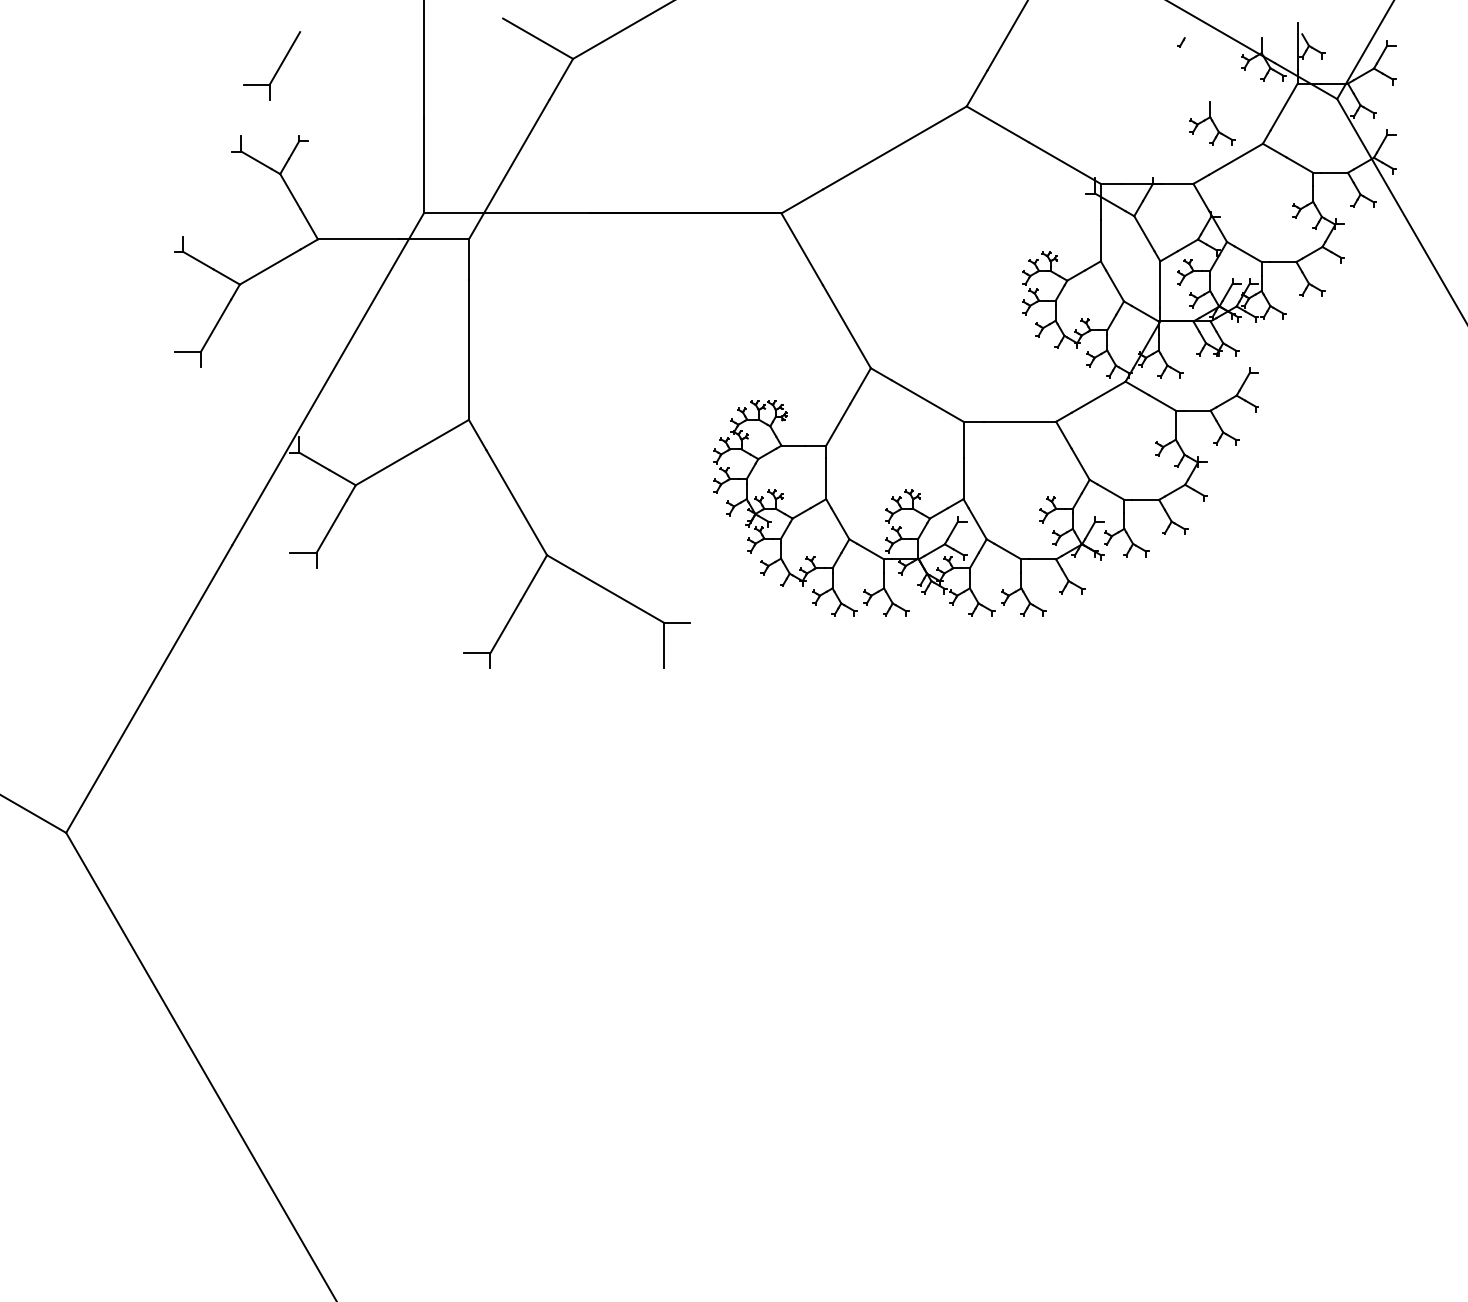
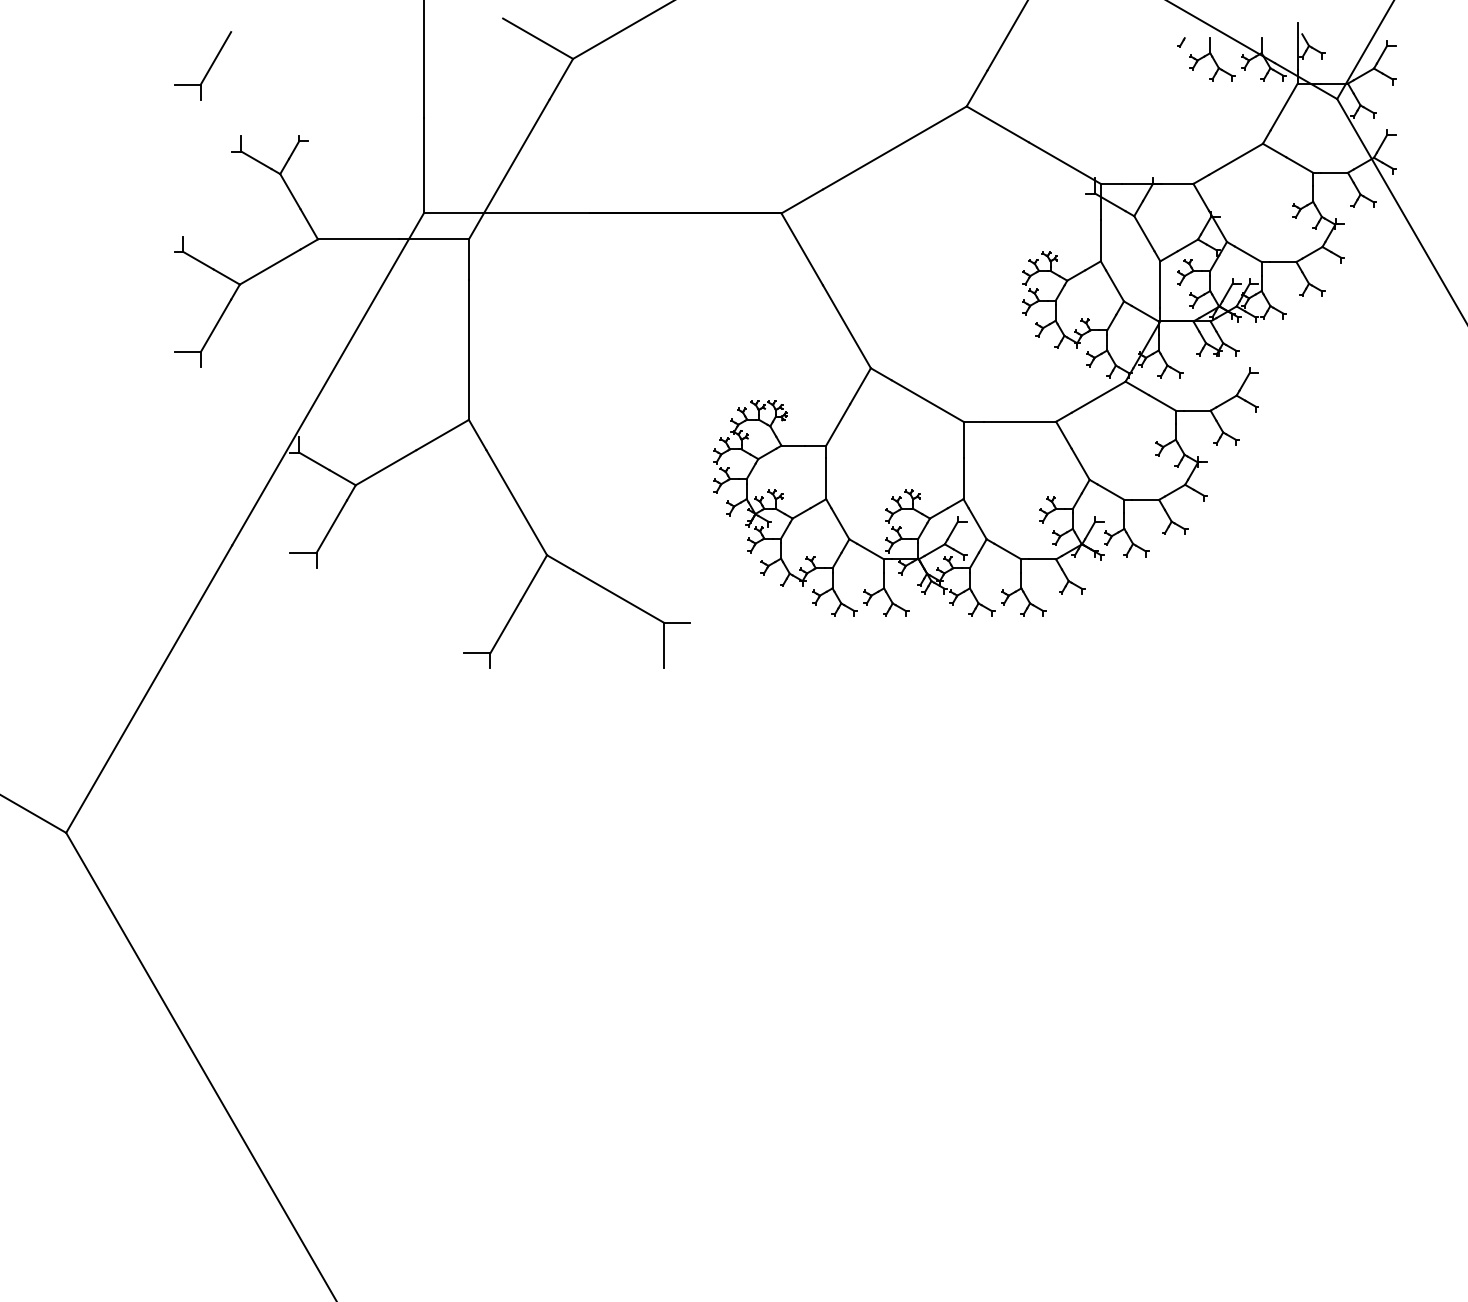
part position: (278, 67) -> (209, 67) (209, 67)
part position: (1212, 123) -> (1212, 59) (1212, 59)
